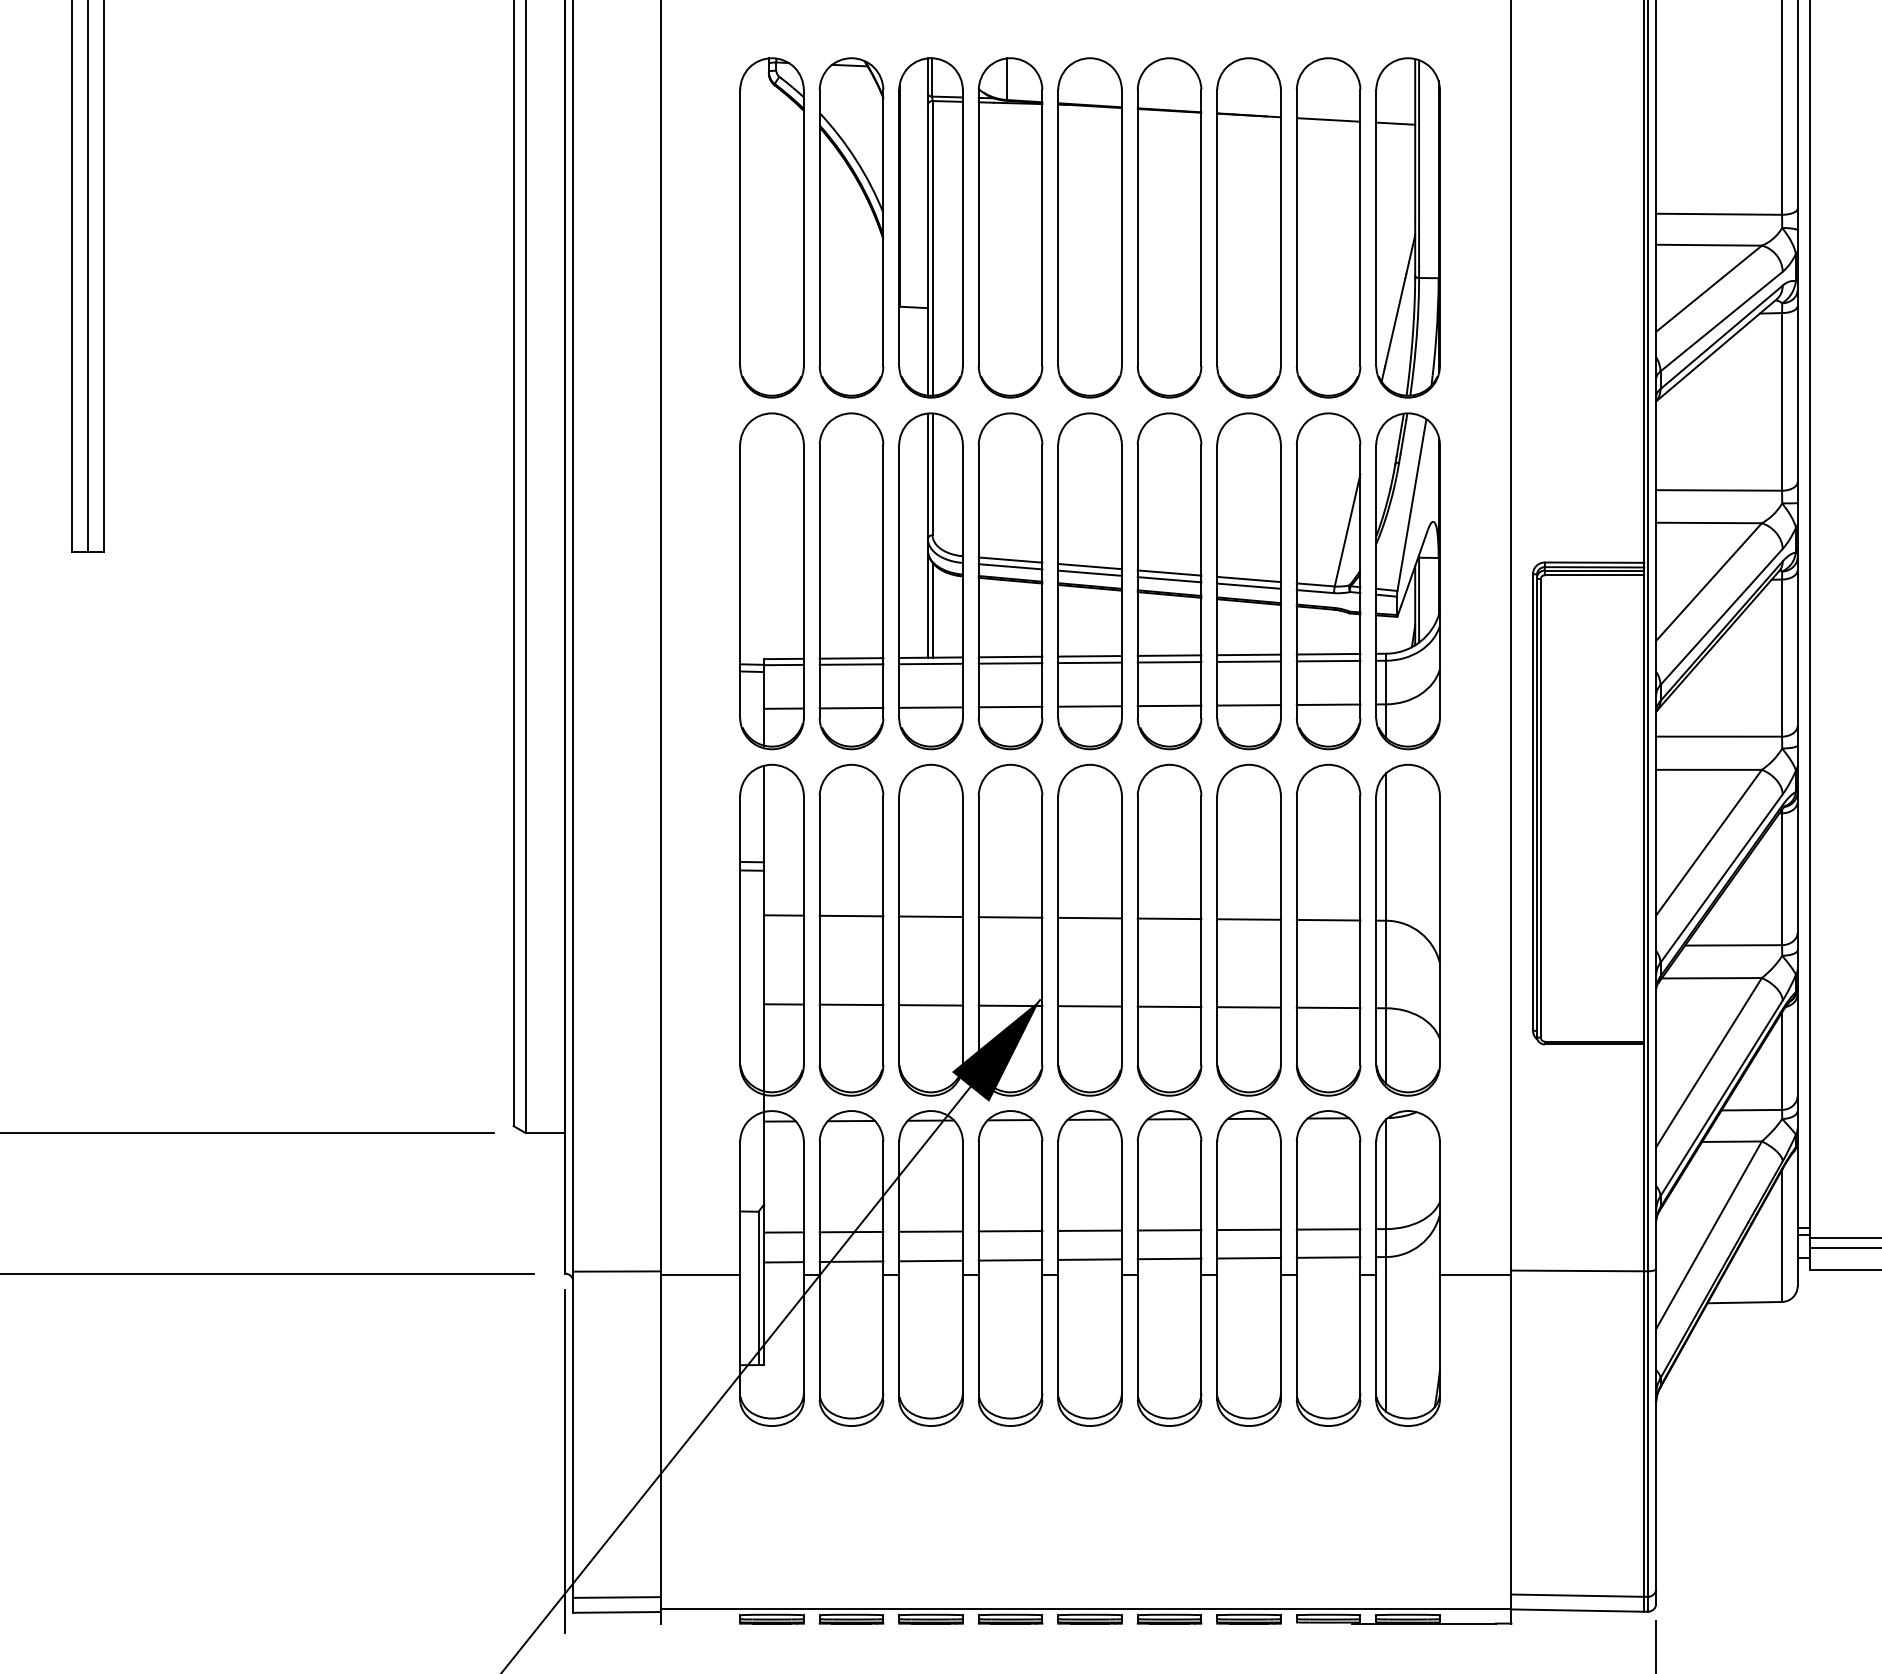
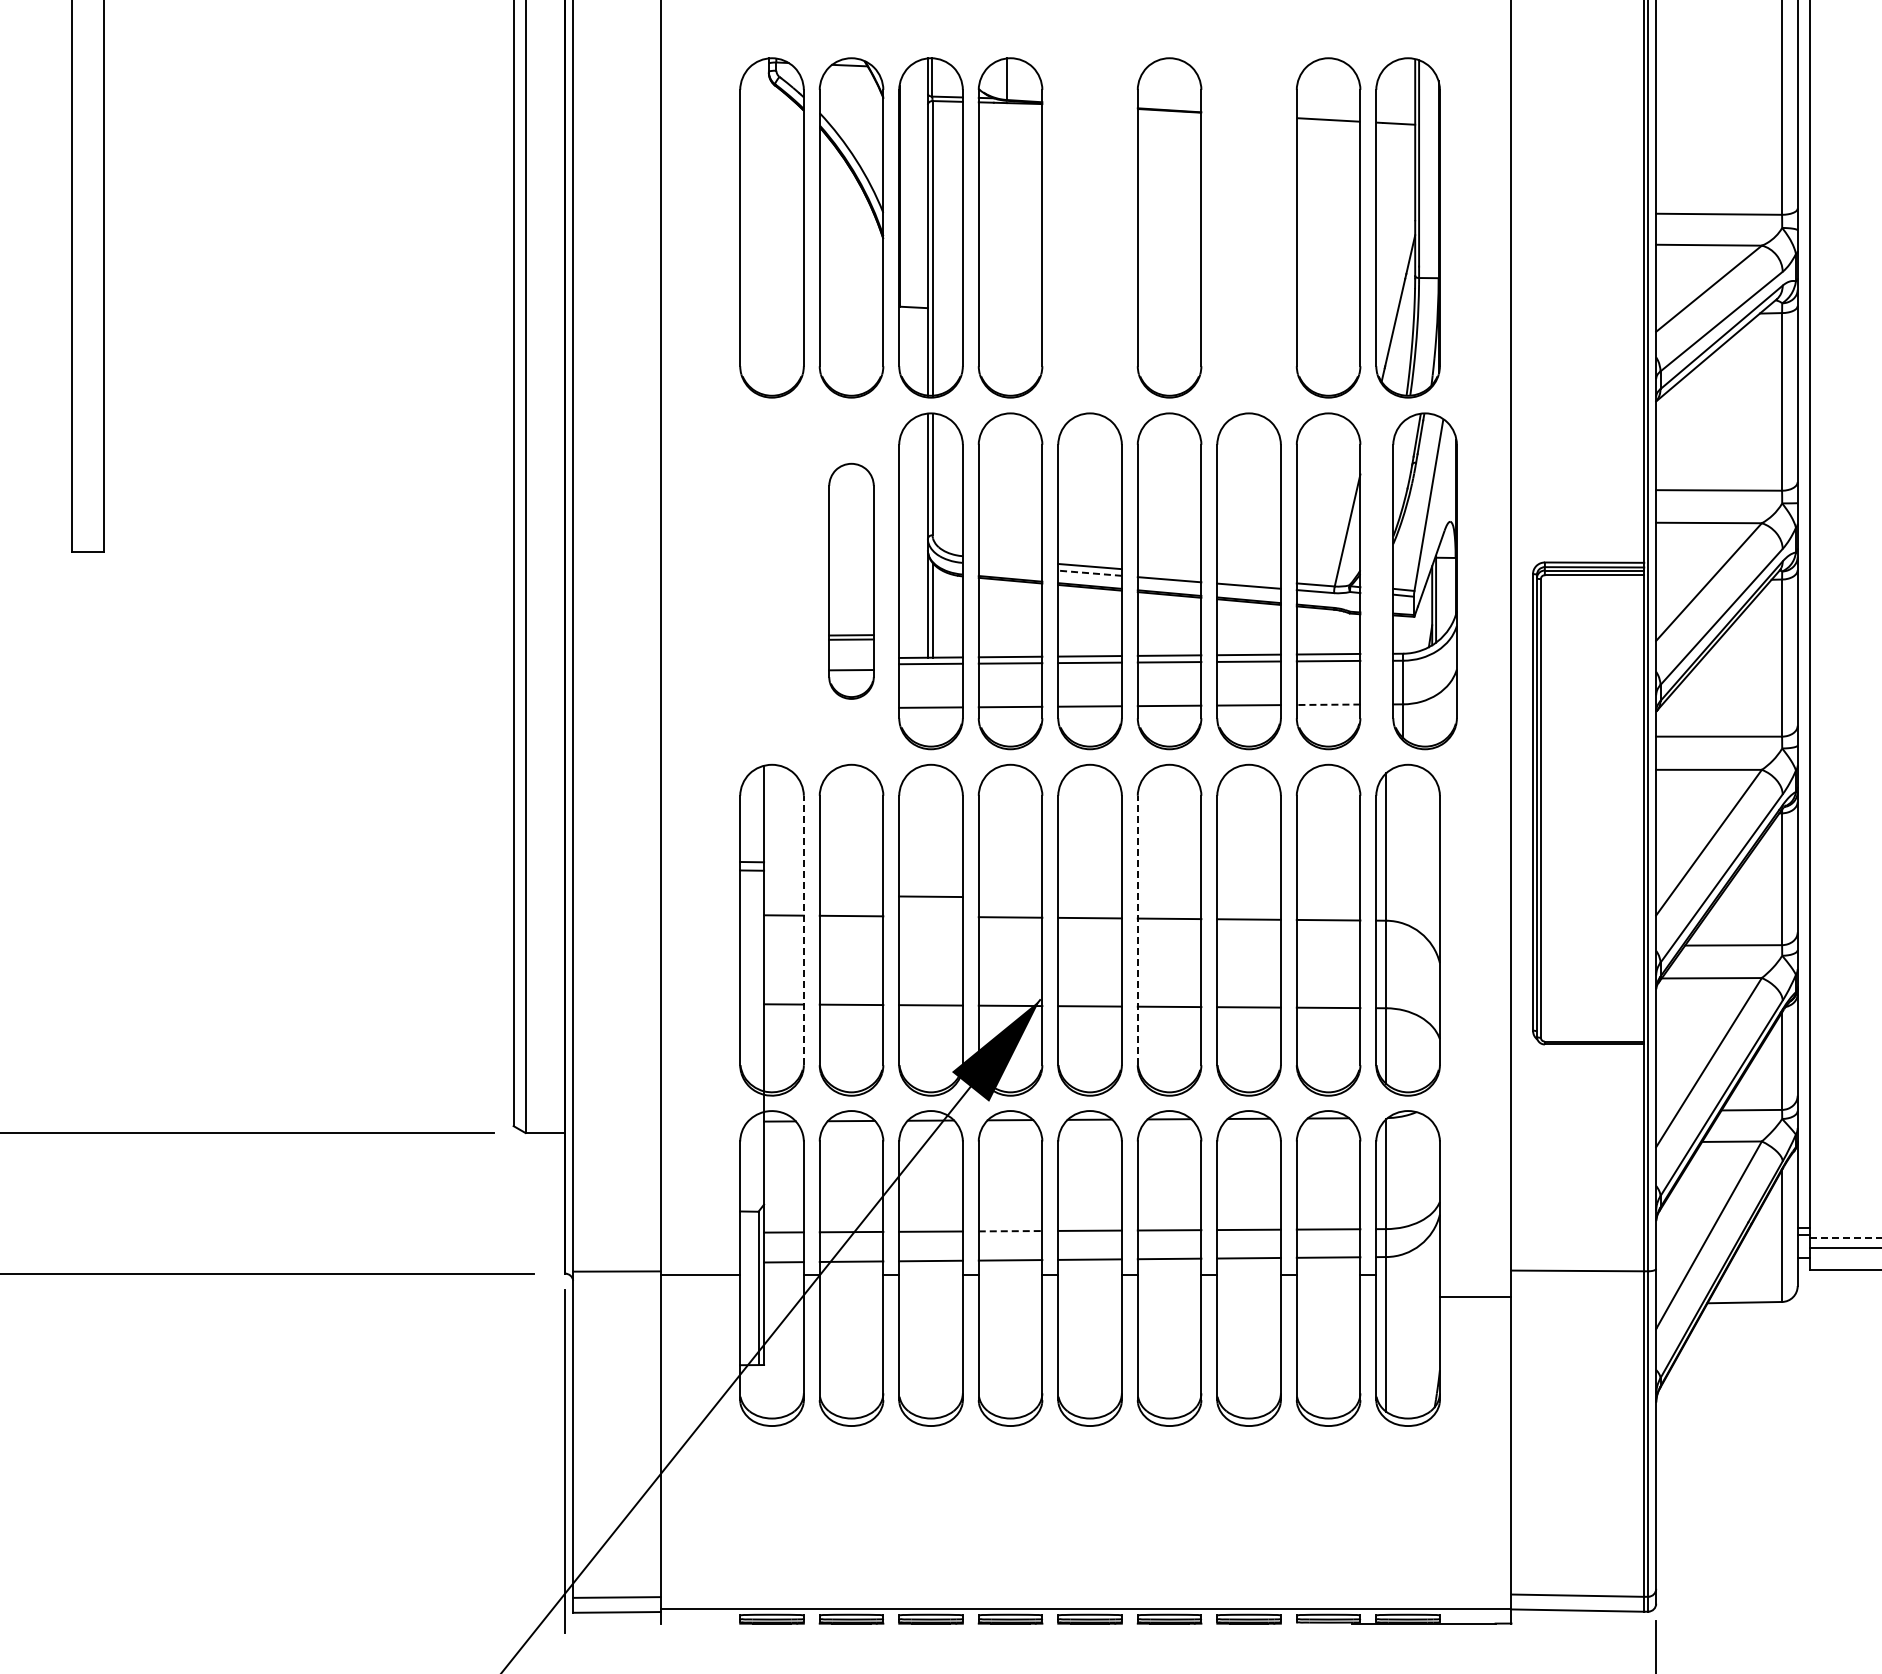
part: present -> none (1089, 227)
part: present -> none (1248, 227)
line: present -> none (88, 277)
line: present -> none (1010, 559)
line: present -> none (1010, 566)
line: present -> none (1169, 572)
line: solid -> dashed (1090, 573)
line: present -> none (1248, 579)
part: present -> none (771, 581)
part size: 67x339 px -> 47x238 px (851, 580)
part position: (1407, 581) -> (1424, 581) (1424, 581)
line: solid -> dashed (1328, 704)
line position: (930, 916) -> (930, 896) (930, 896)
line: solid -> dashed (803, 930)
line: solid -> dashed (1137, 930)
line: solid -> dashed (1010, 1231)
line: solid -> dashed (1845, 1238)
line position: (1475, 1275) -> (1475, 1297) (1475, 1297)
